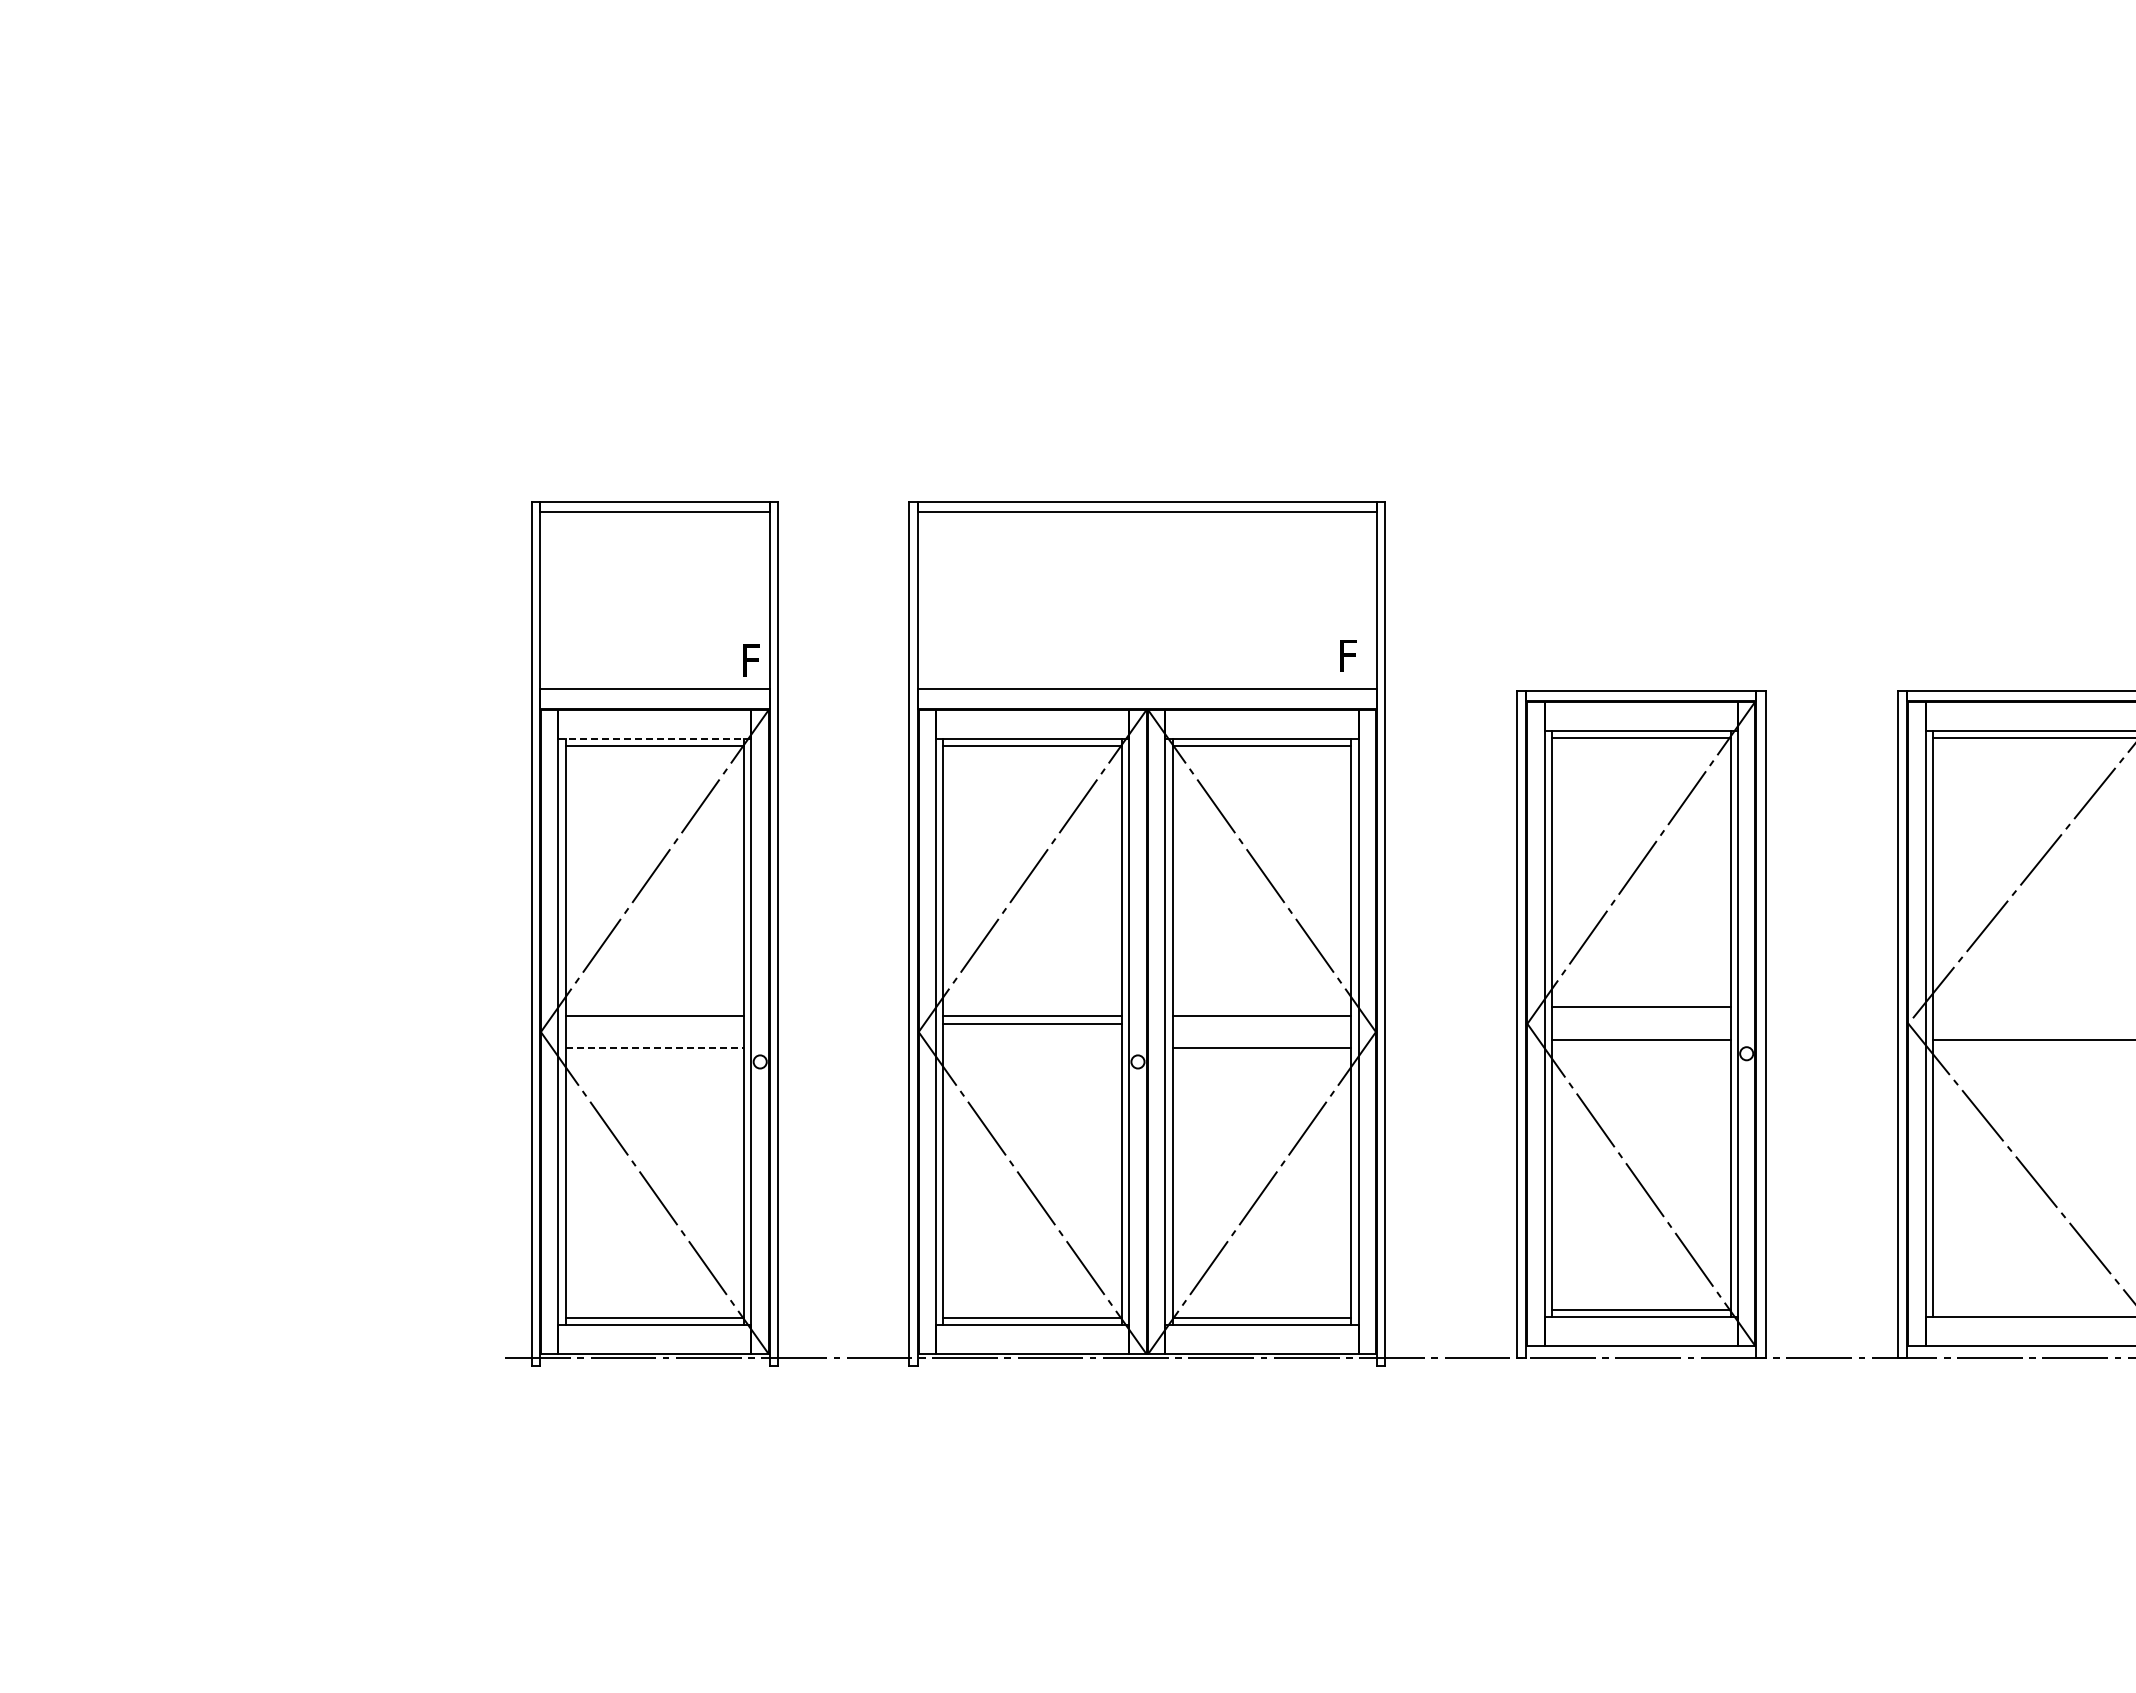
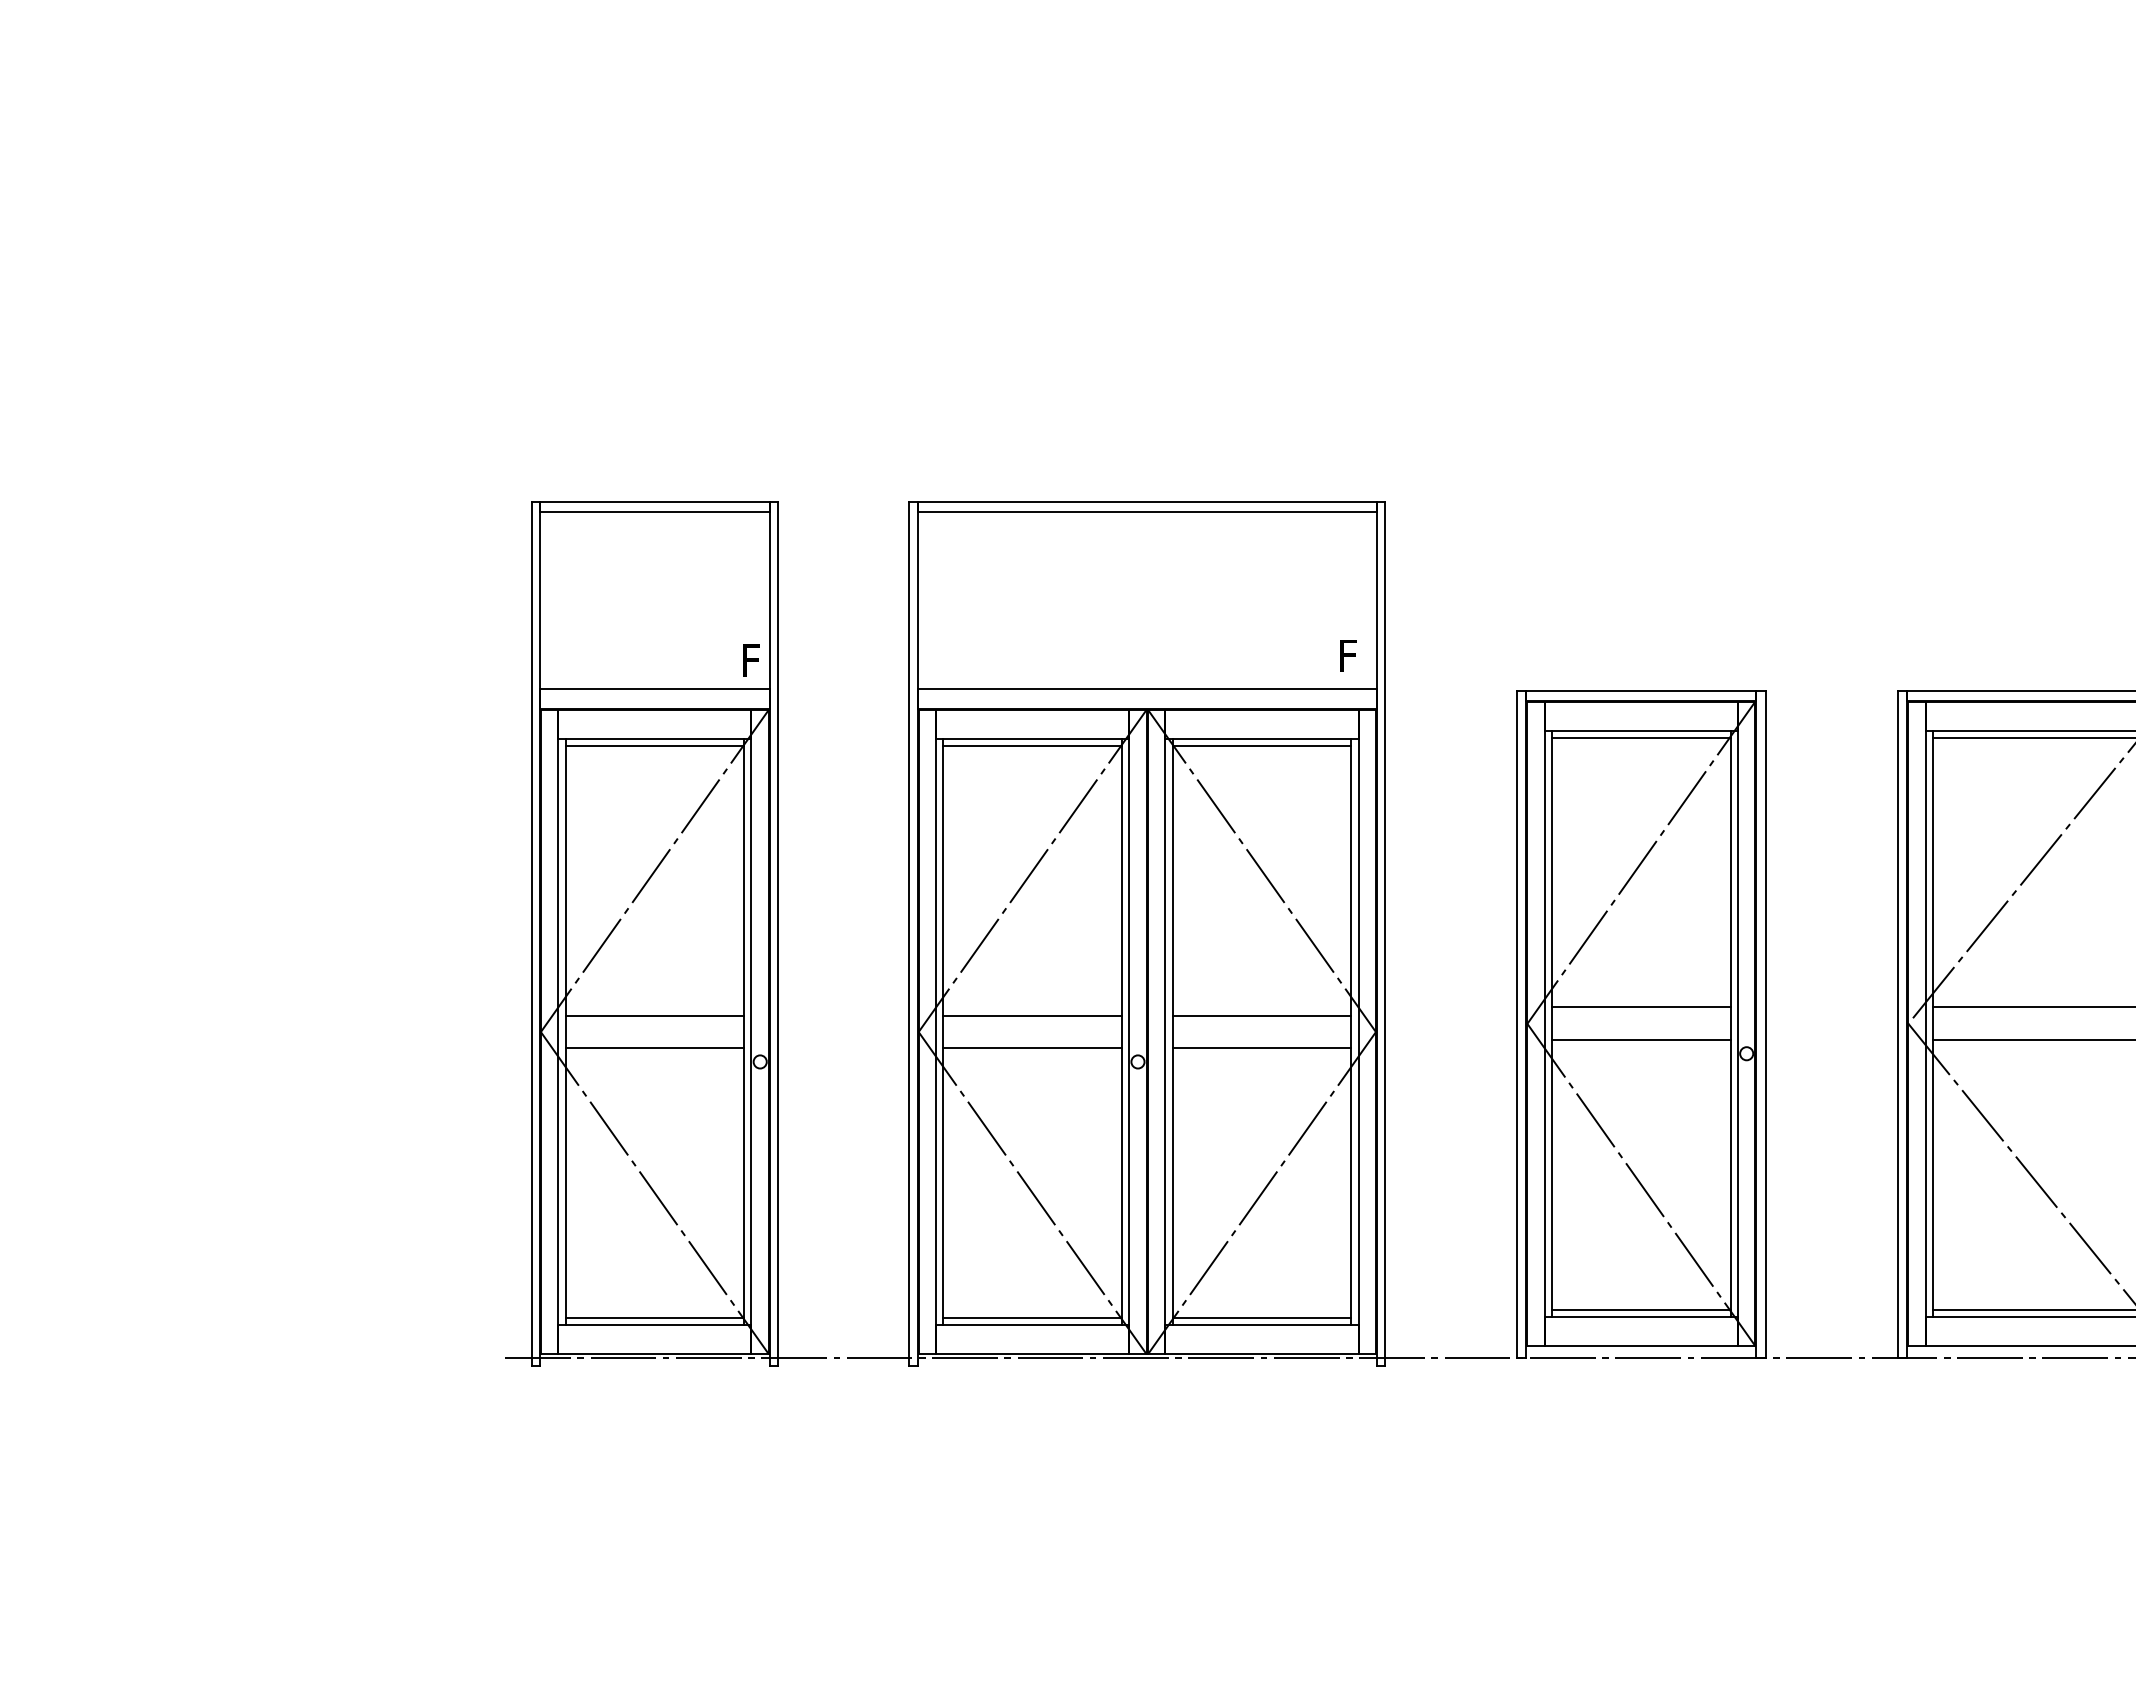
line: dashed -> solid (654, 738)
line: none -> present (2032, 1007)
line position: (1032, 1024) -> (1032, 1048) (1032, 1048)
line: dashed -> solid (655, 1048)
line: none -> present (2032, 1309)
